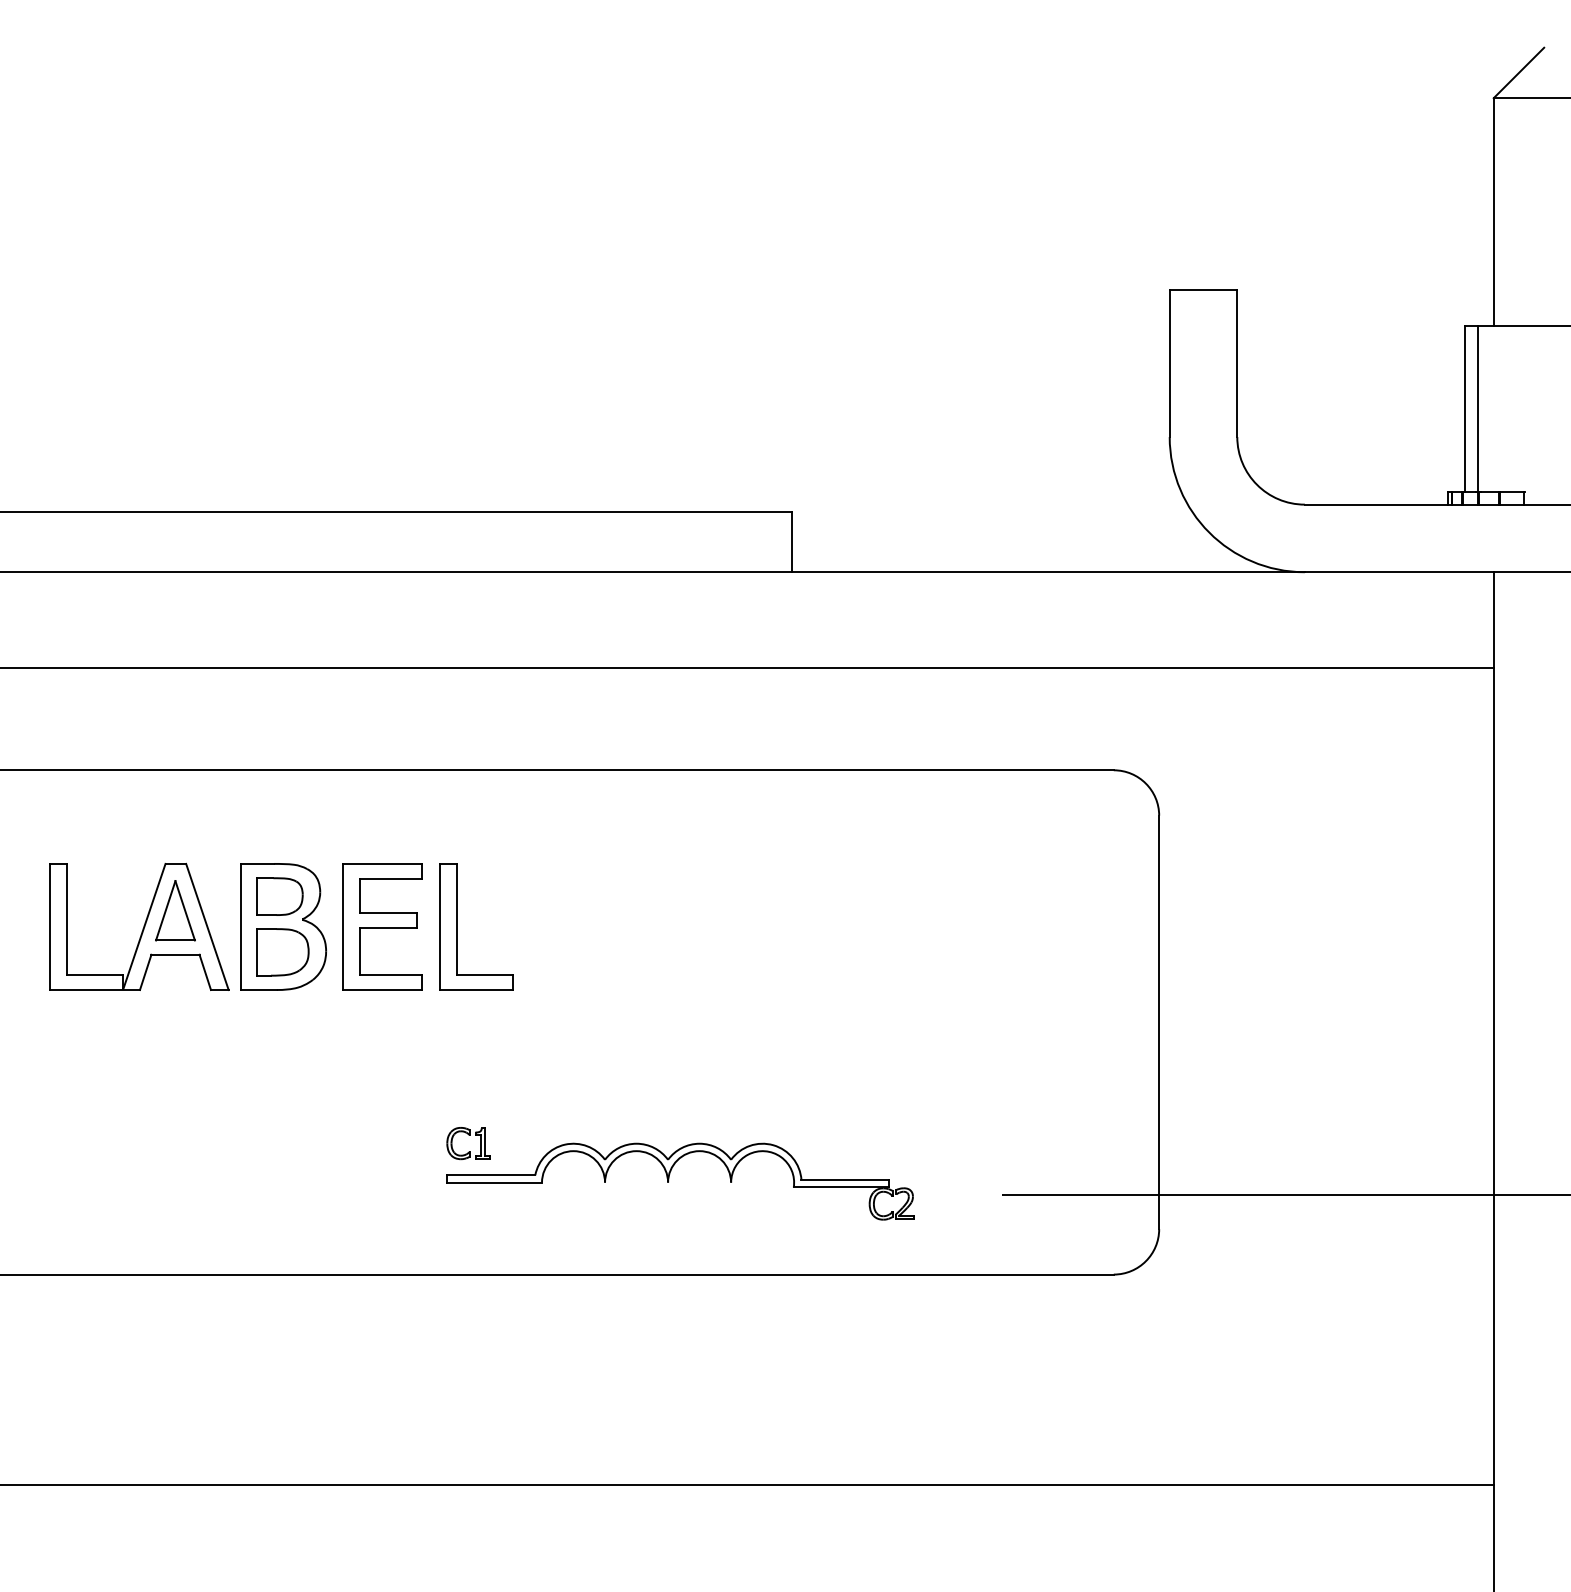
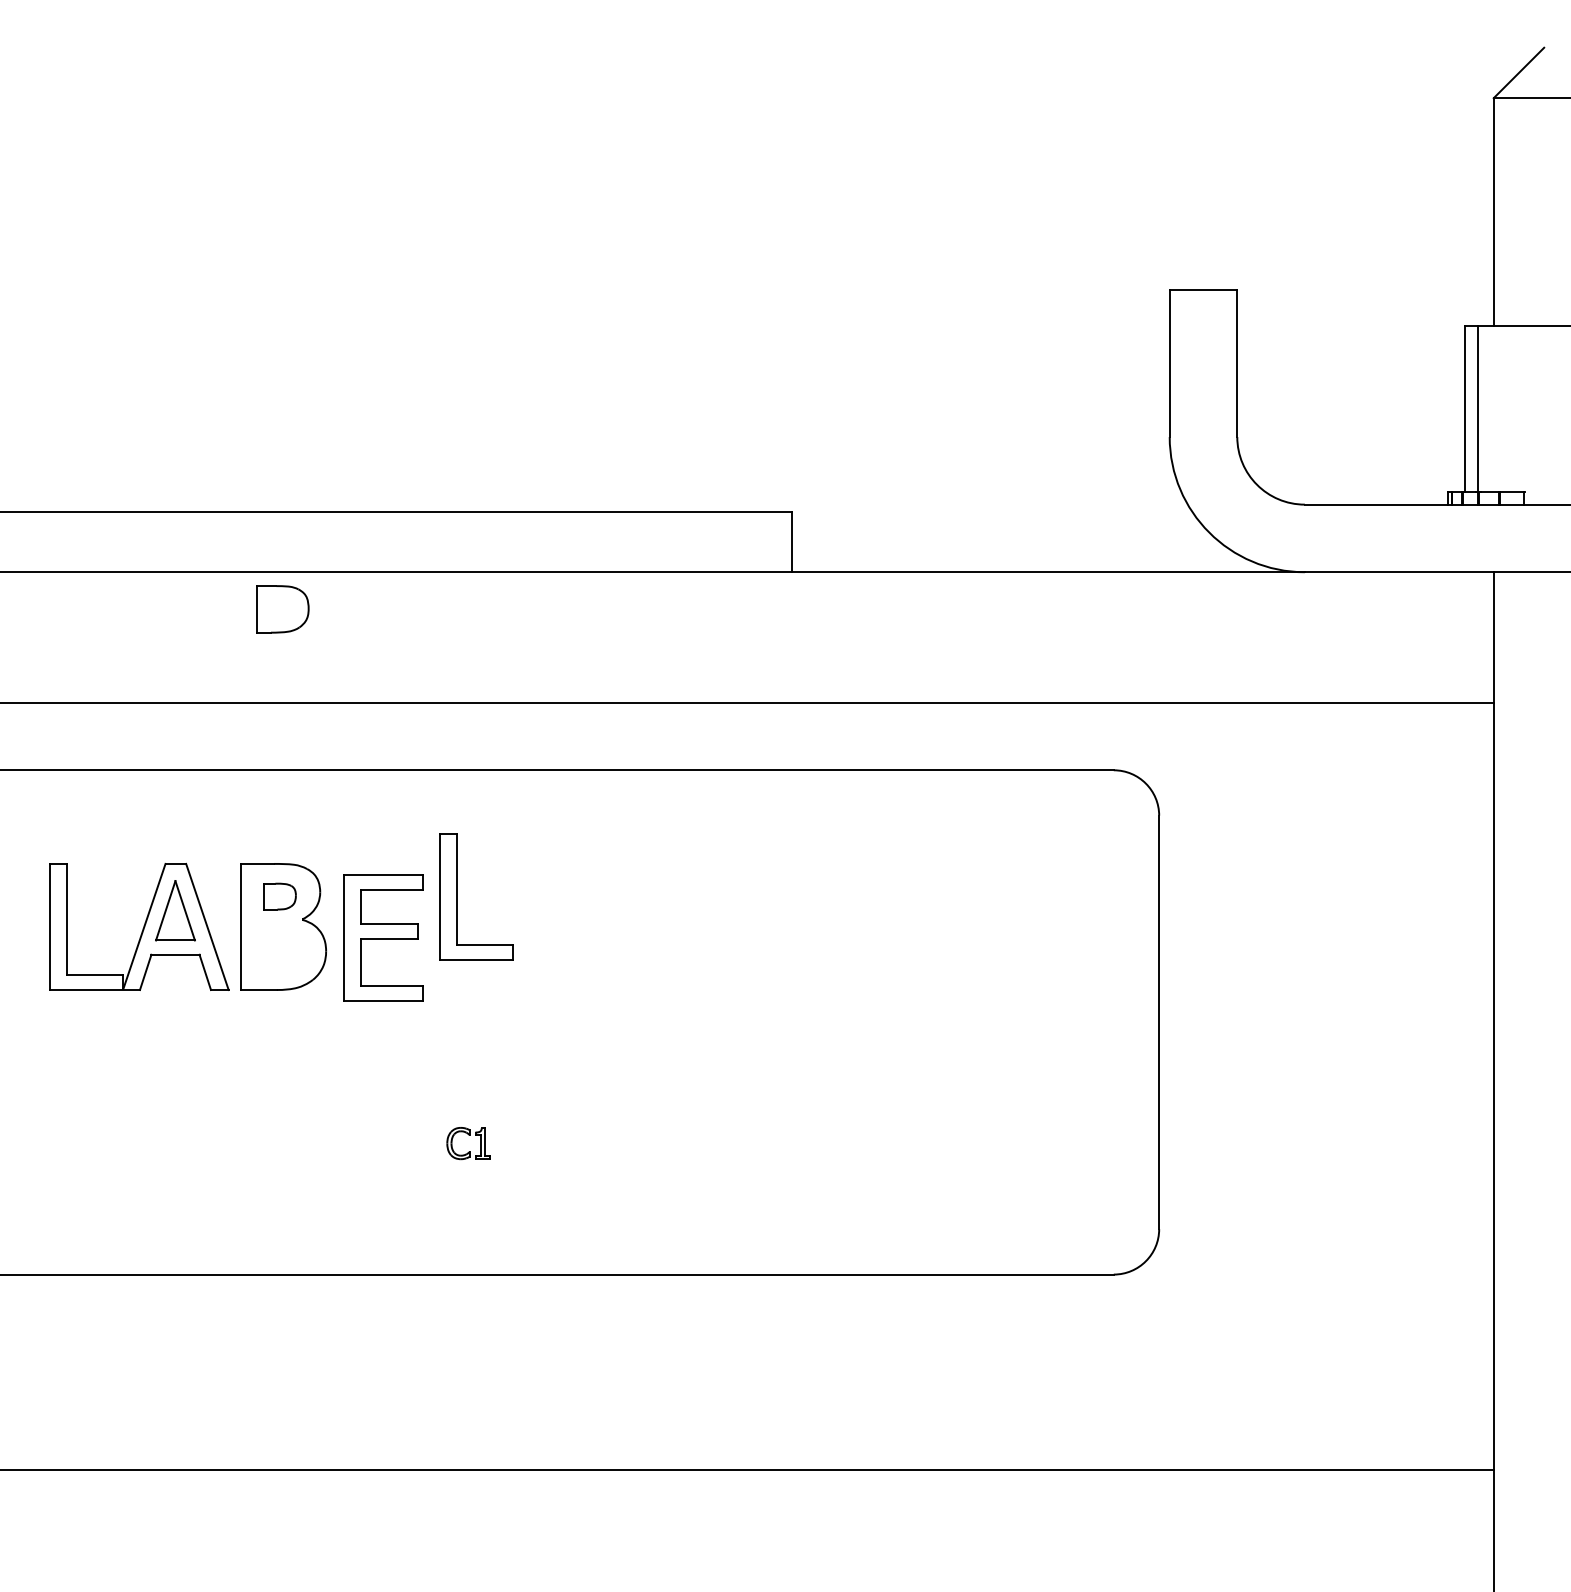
line position: (747, 668) -> (747, 703) (747, 703)
part size: 48x39 px -> 34x29 px (279, 896)
part position: (382, 926) -> (383, 937) (383, 937)
part position: (457, 926) -> (457, 896) (457, 896)
part position: (282, 952) -> (282, 609) (282, 609)
part: present -> none (669, 1180)
line: present -> none (1284, 1195)
line position: (747, 1484) -> (747, 1469) (747, 1469)
